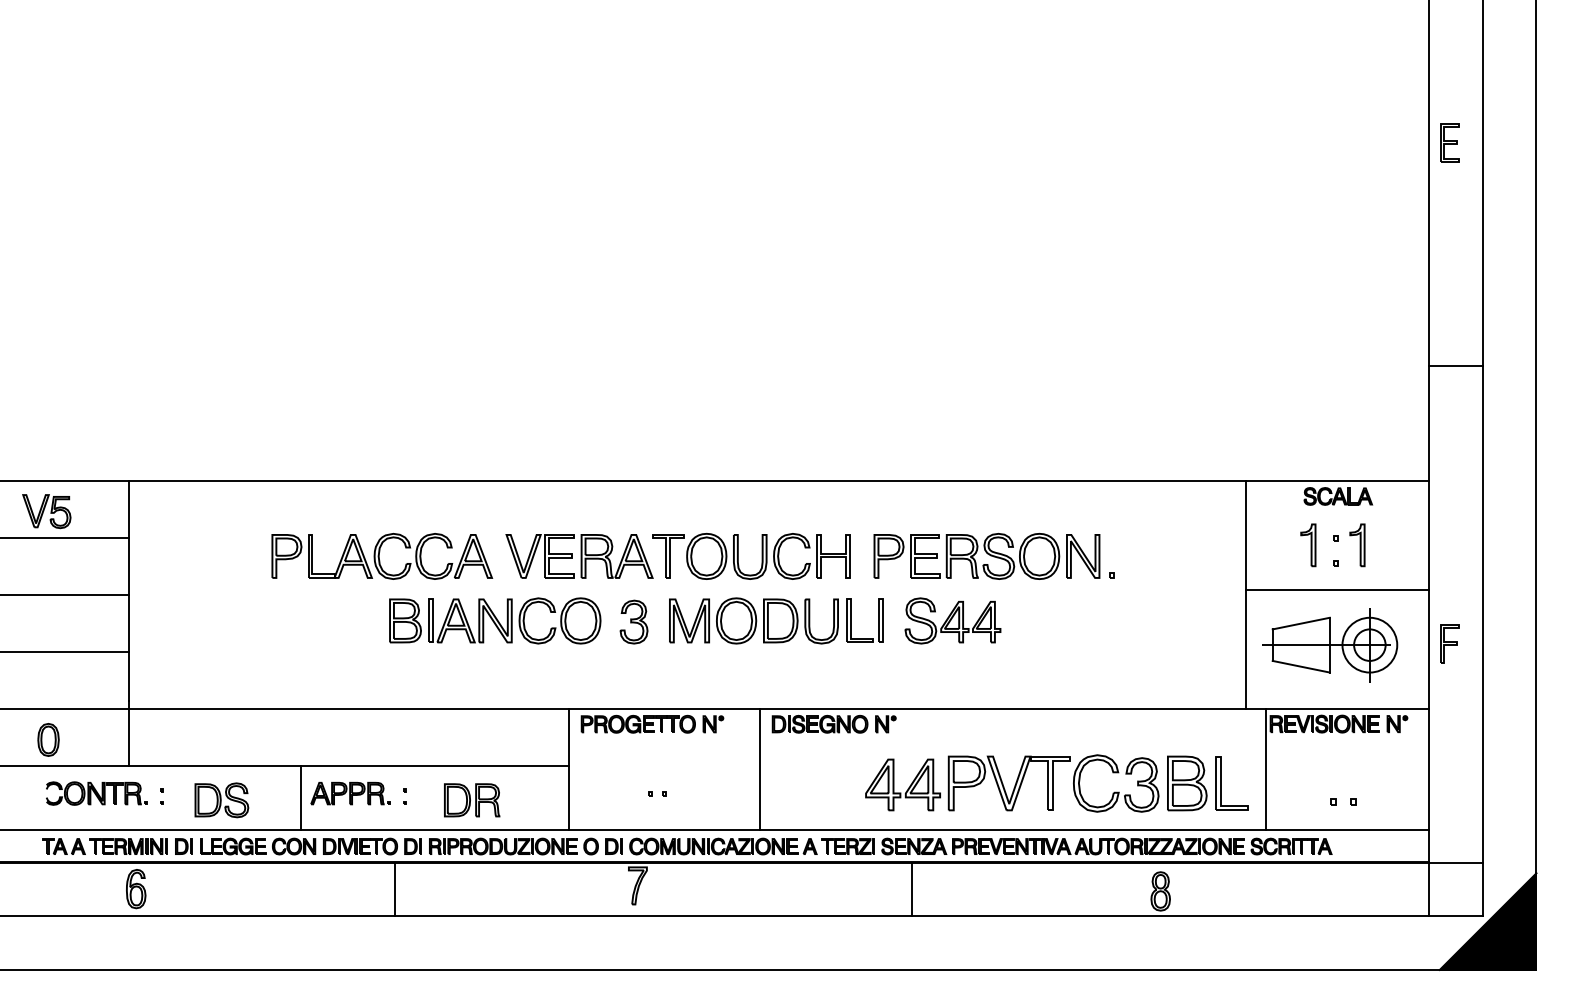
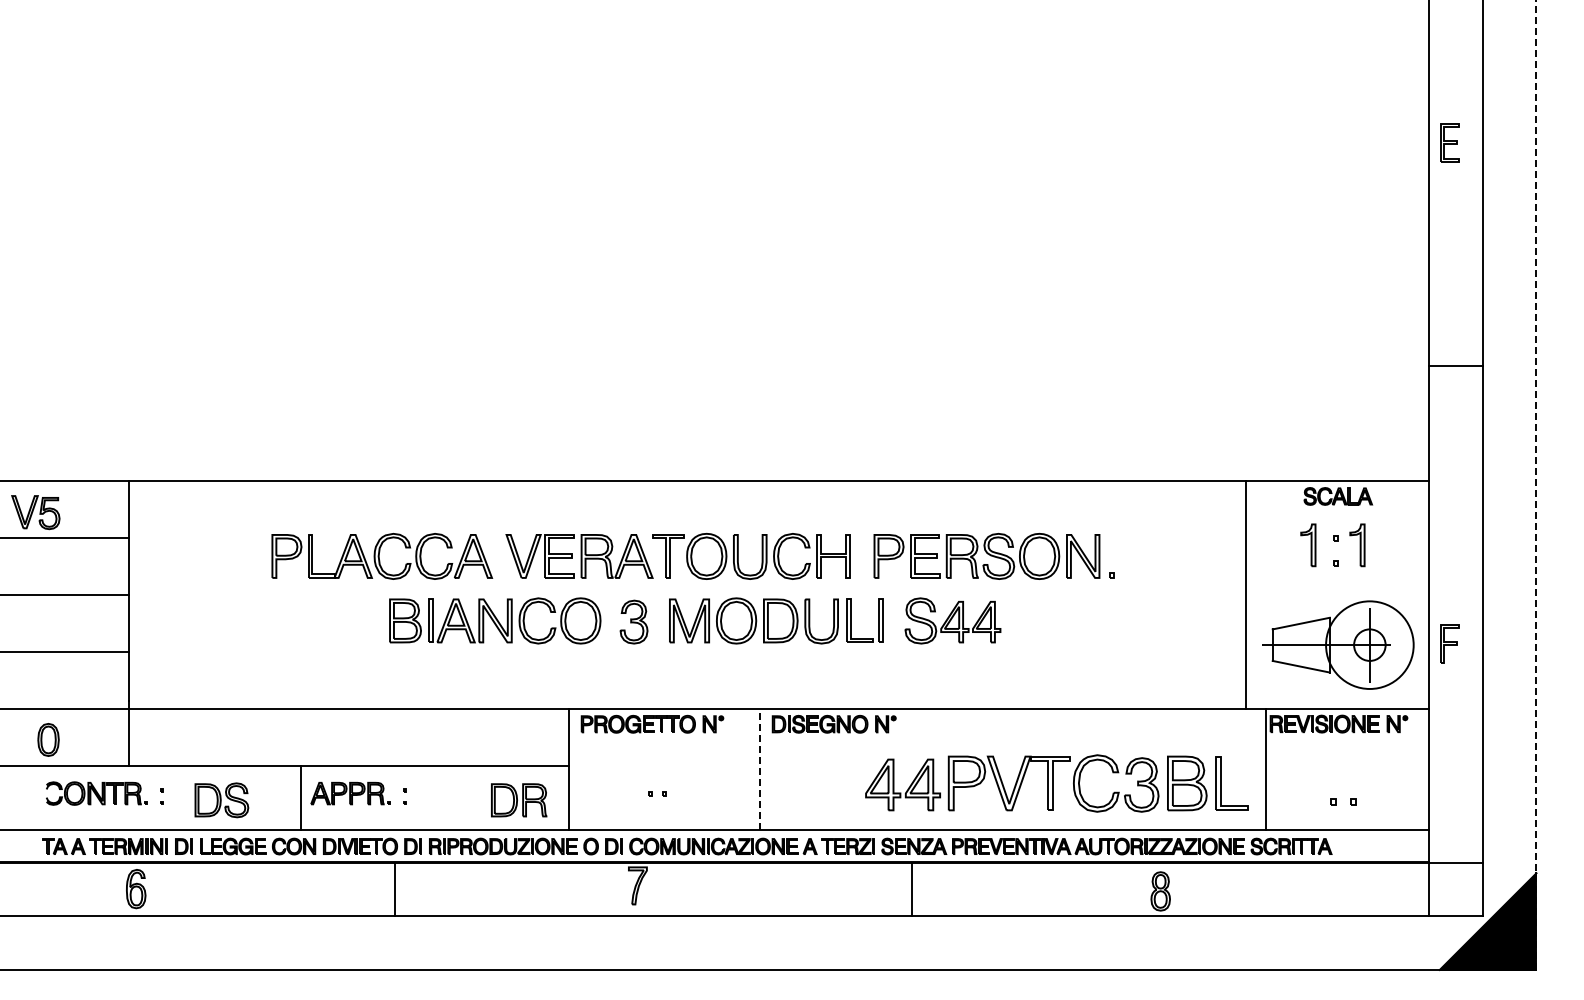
line: solid -> dashed (1536, 484)
part position: (46, 511) -> (35, 512) (35, 512)
line: present -> none (1337, 589)
circle diameter: 55 px -> 88 px (1369, 644)
line: solid -> dashed (760, 769)
part position: (472, 800) -> (519, 800) (519, 800)
